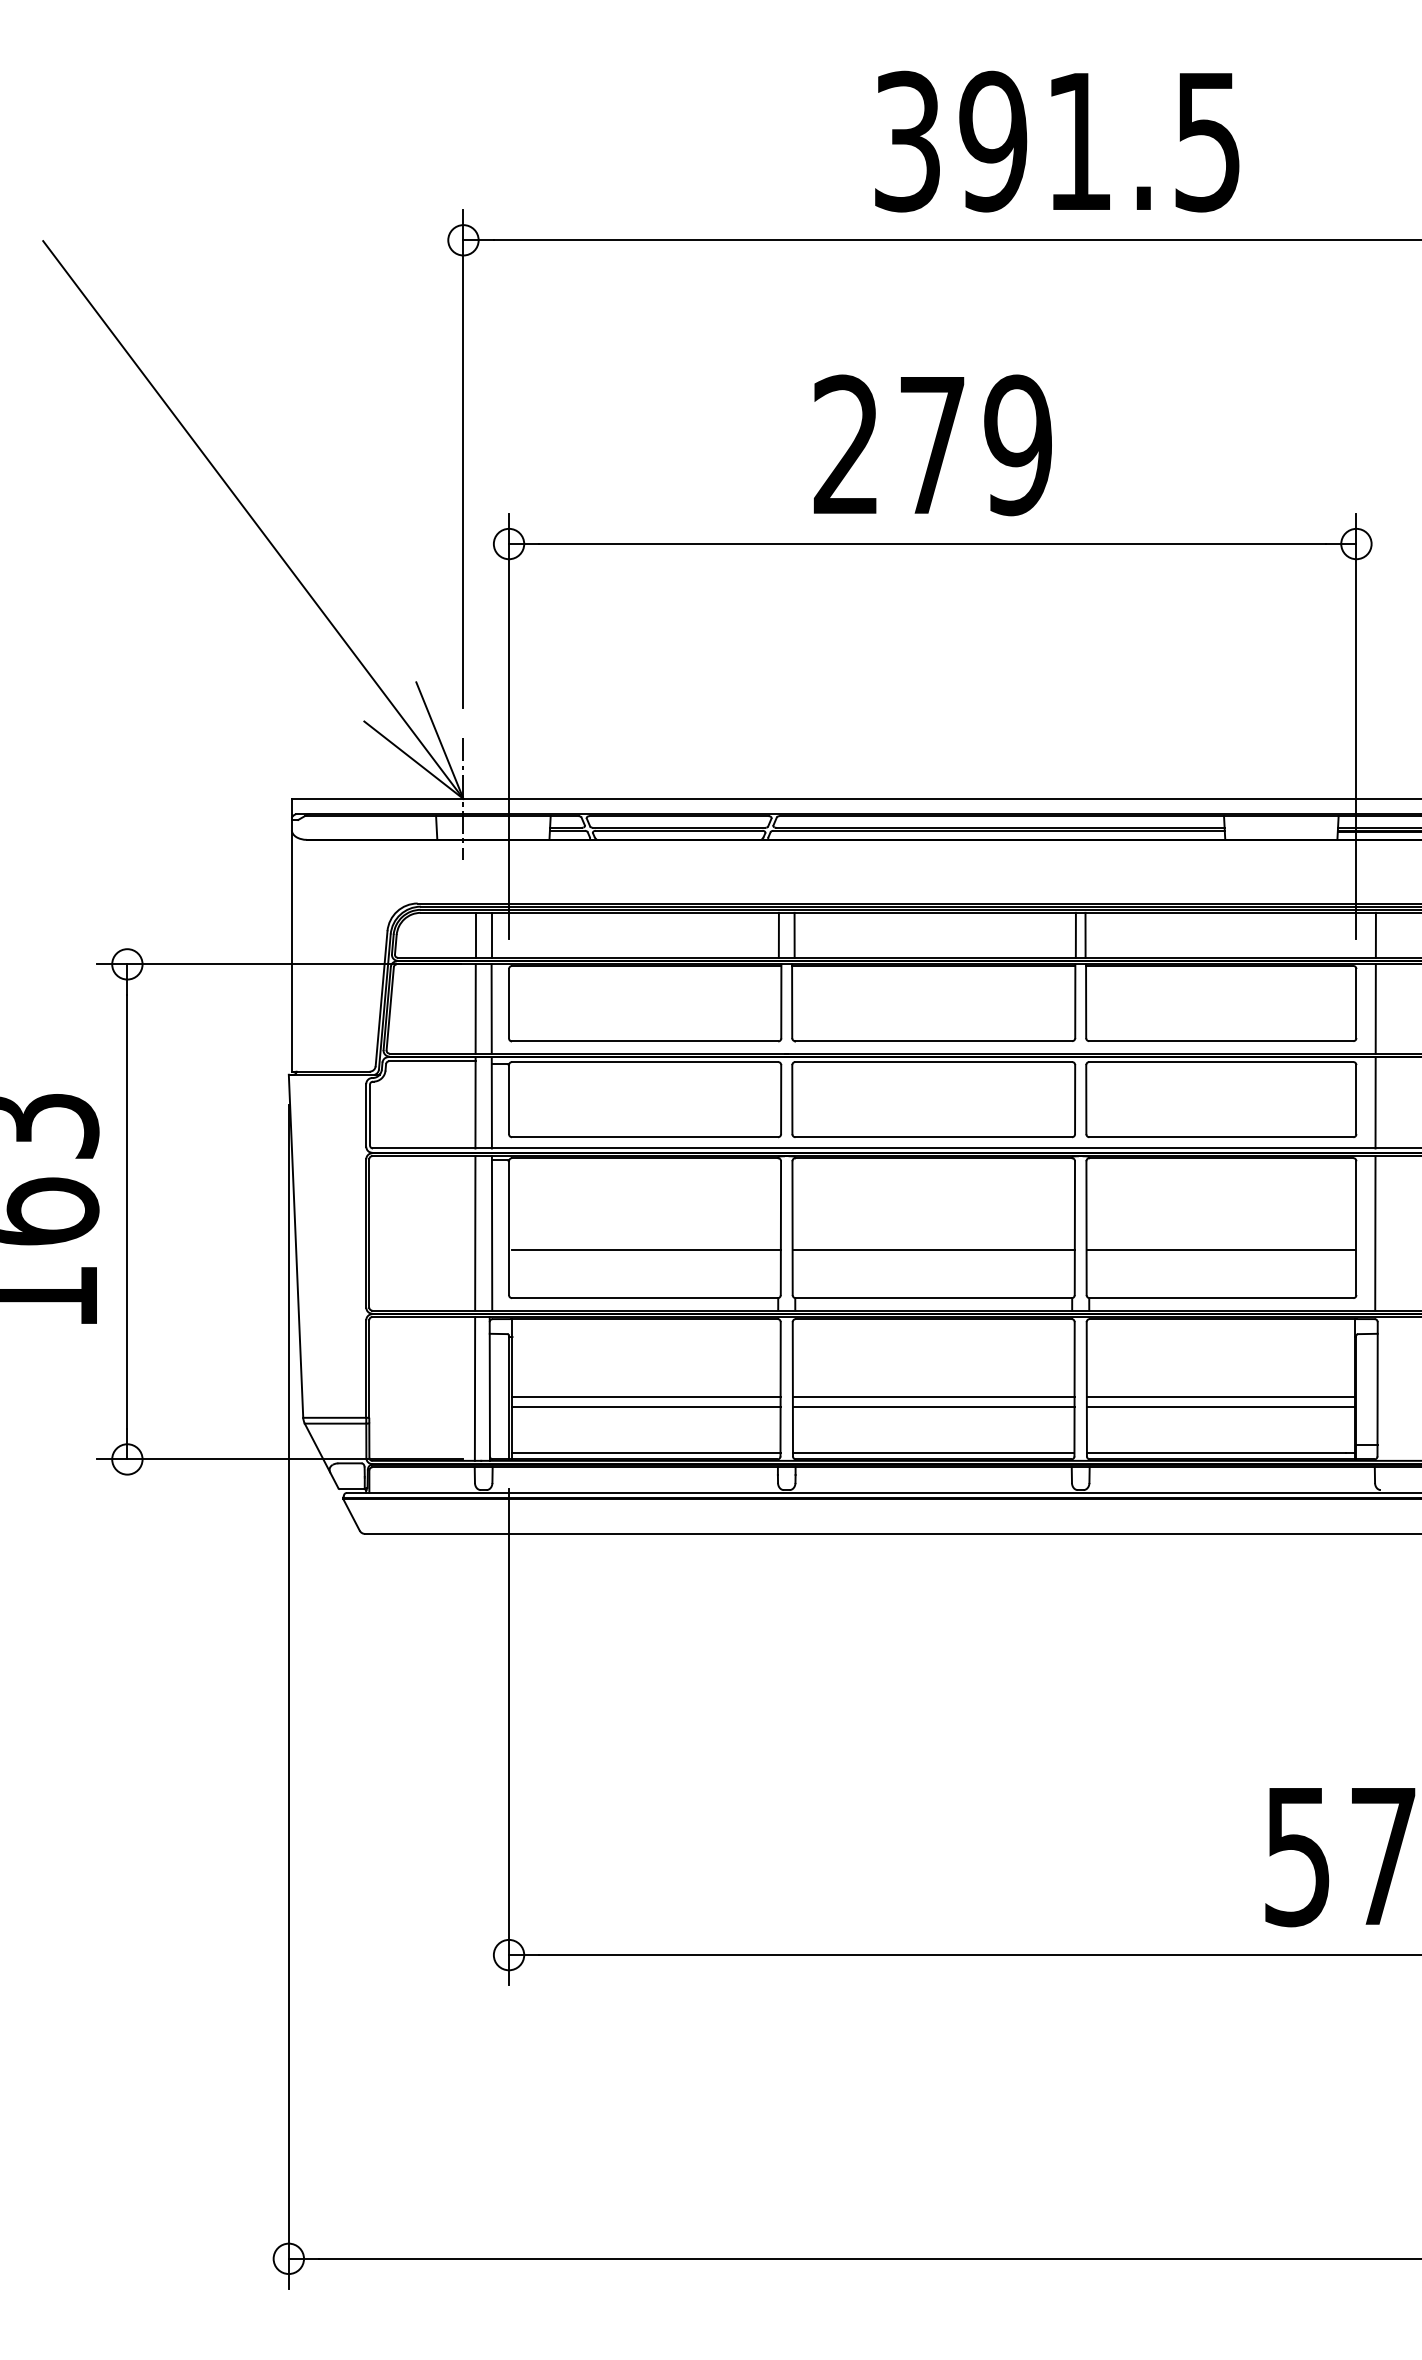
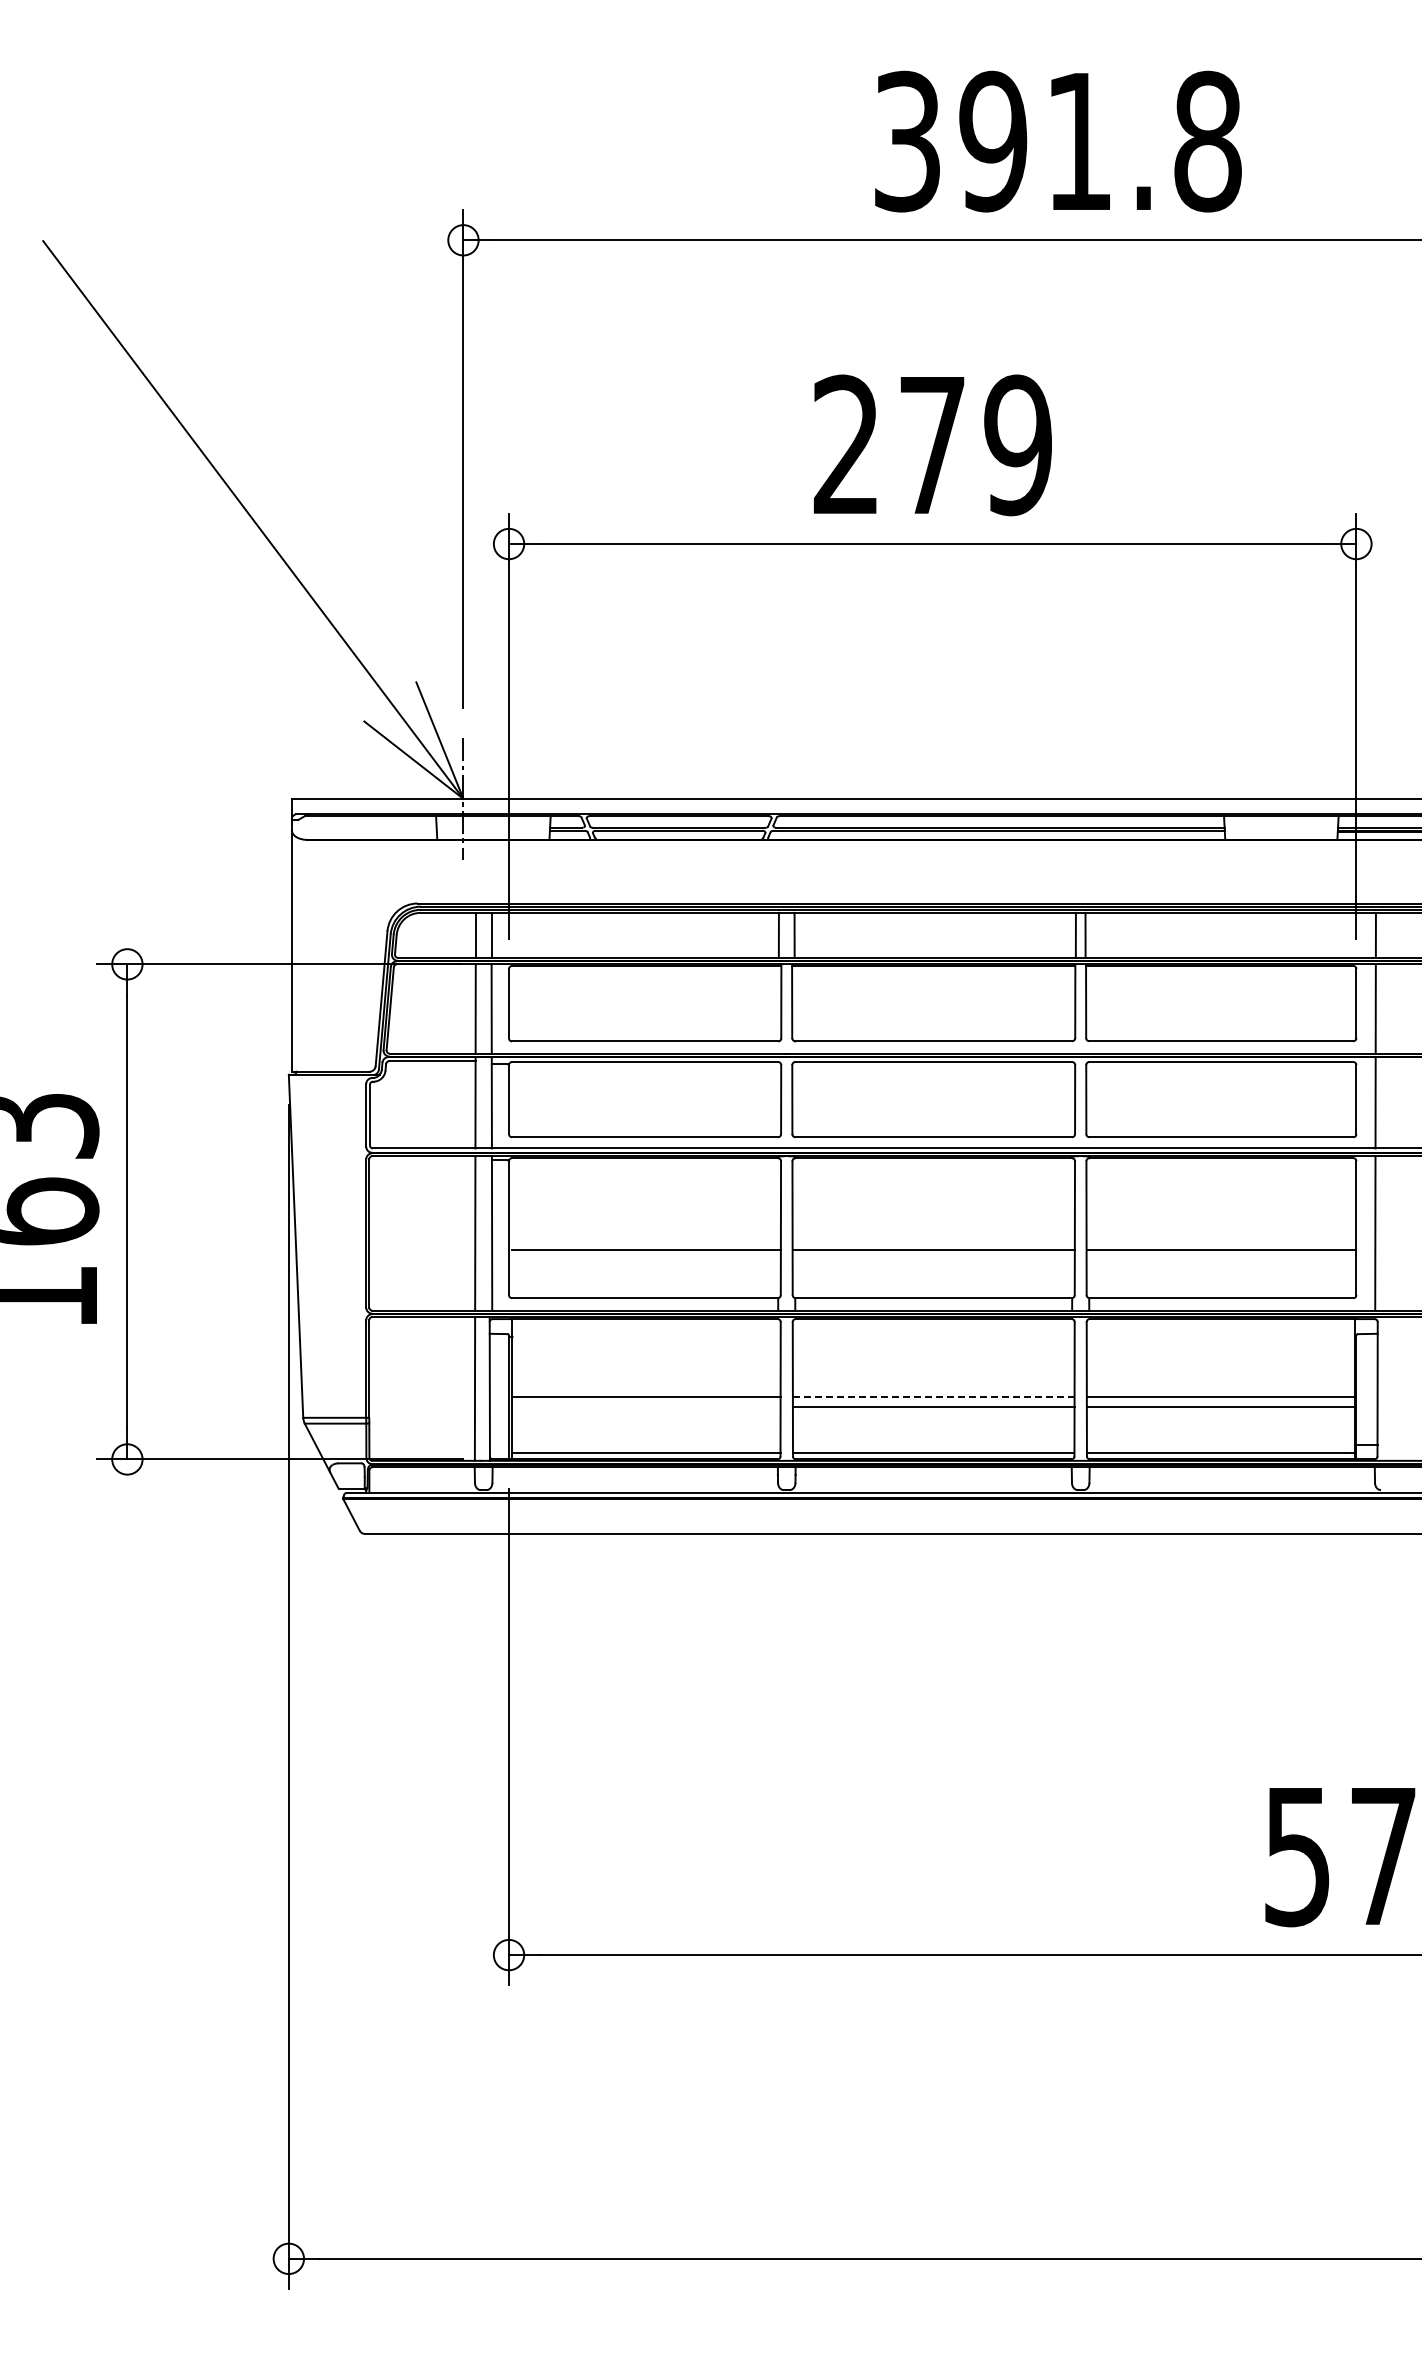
text: 391.5 -> 391.8 (1207, 141)
line: solid -> dashed (933, 1396)
line: present -> none (646, 1406)
